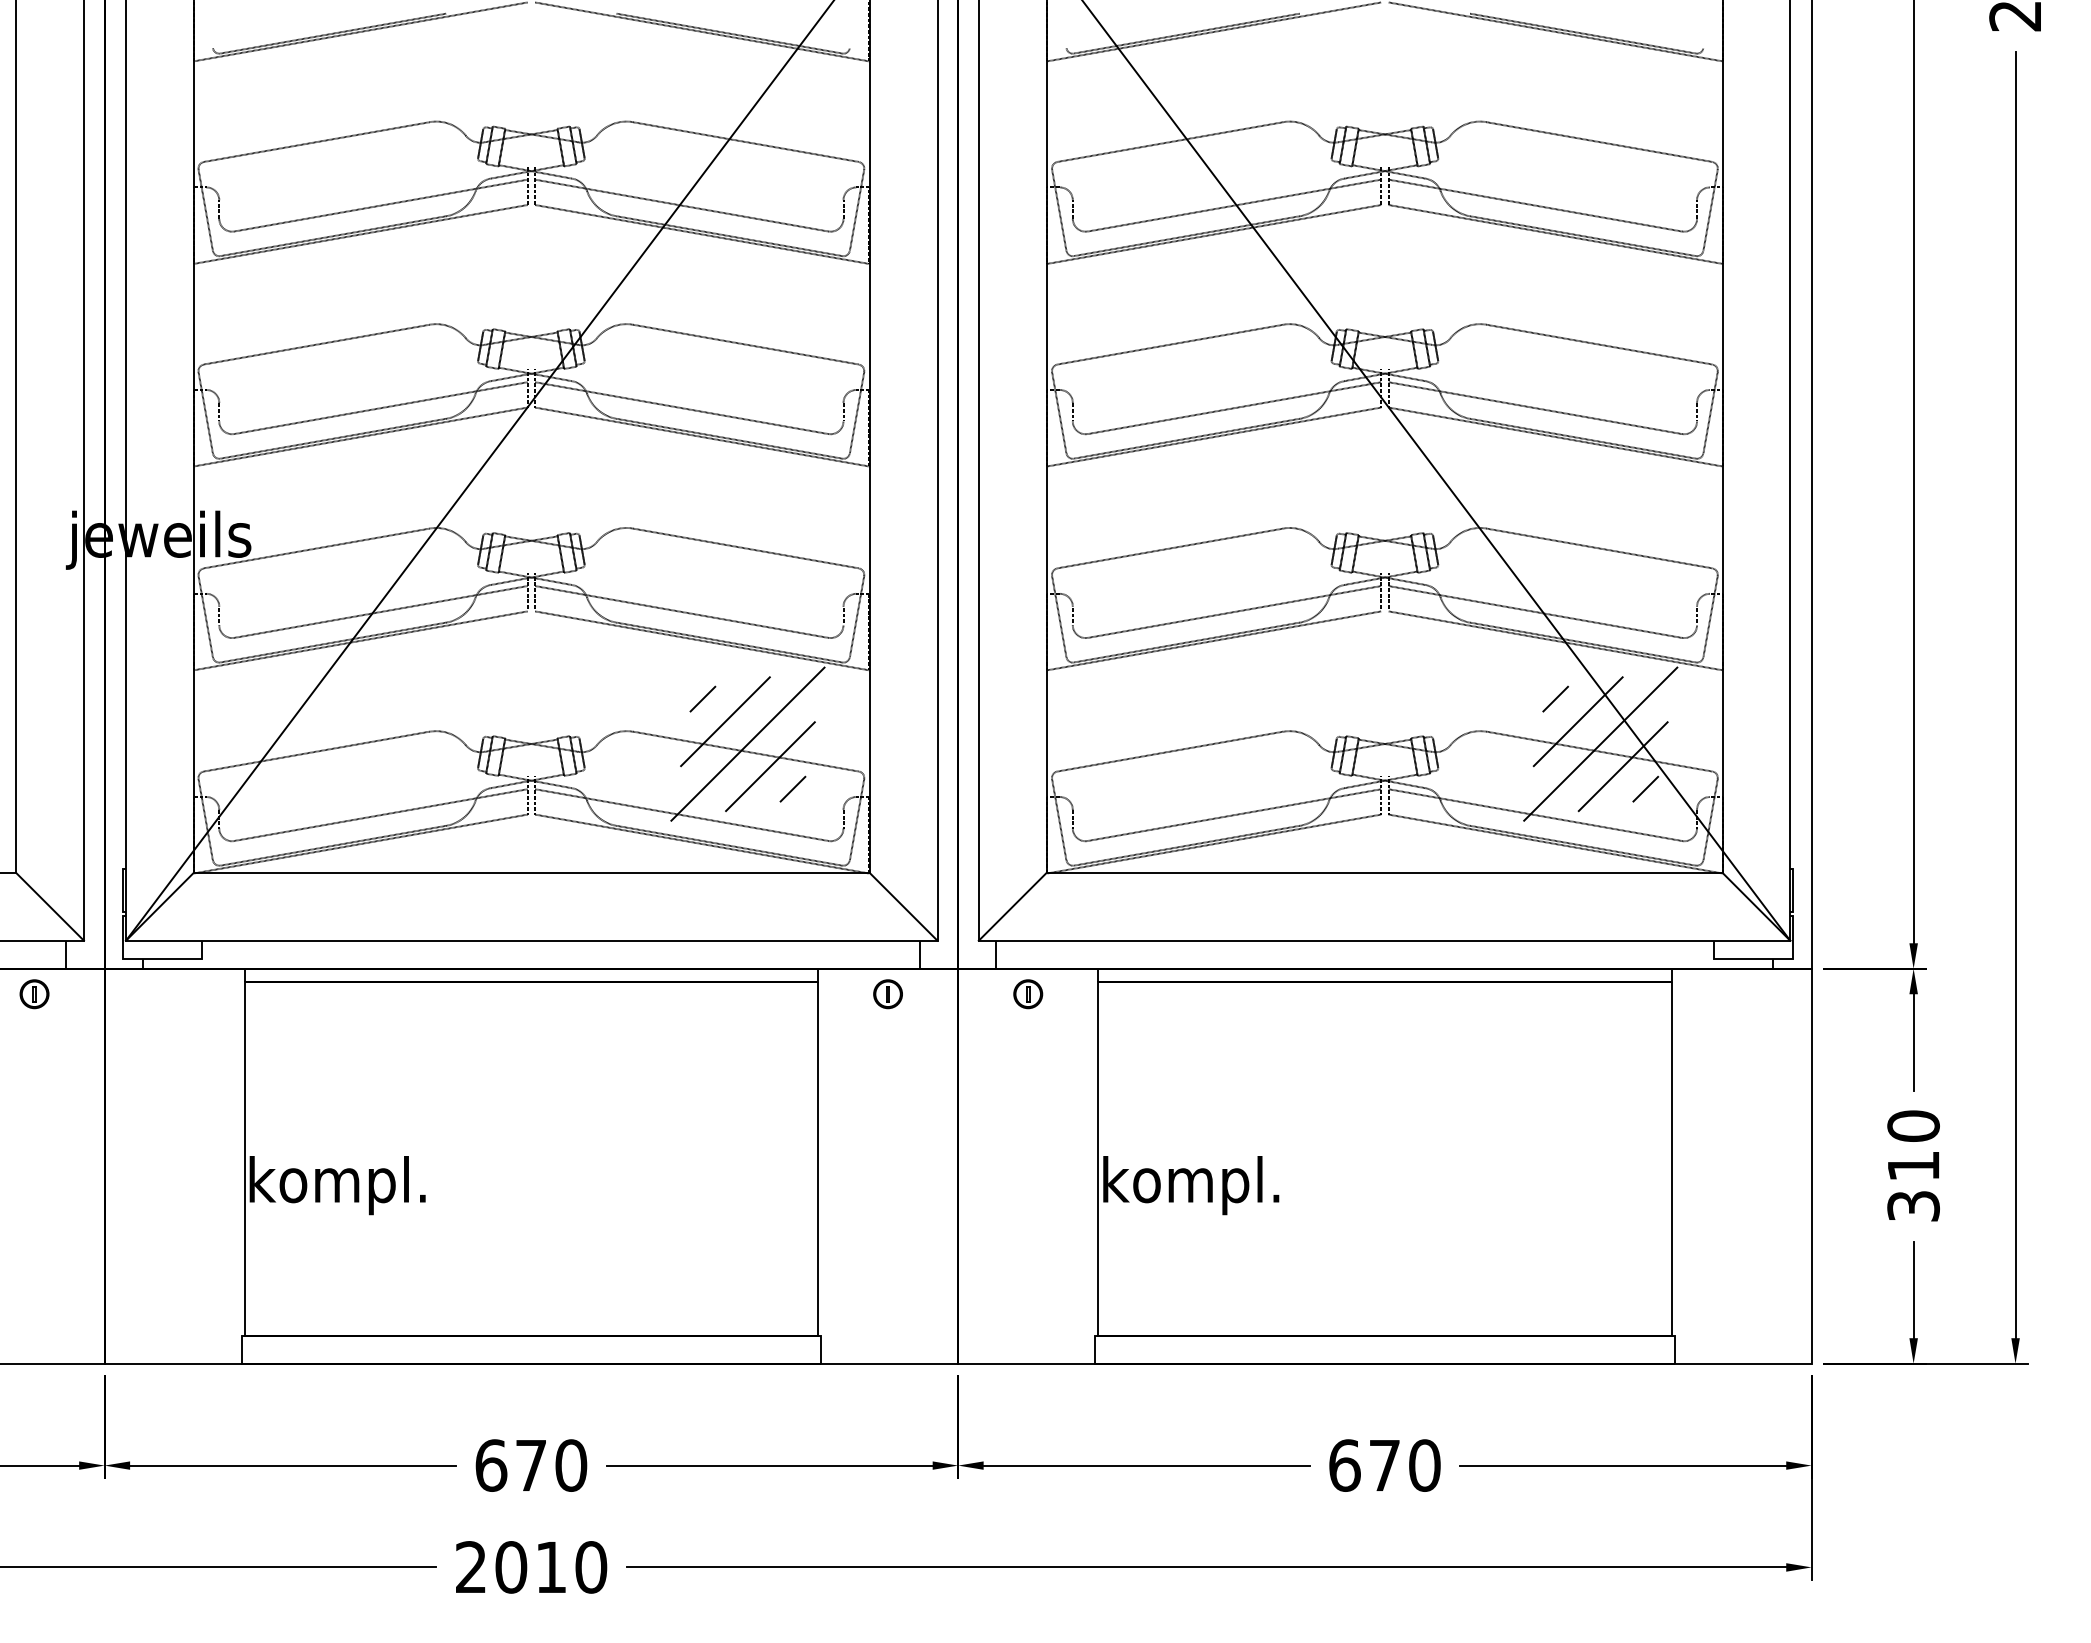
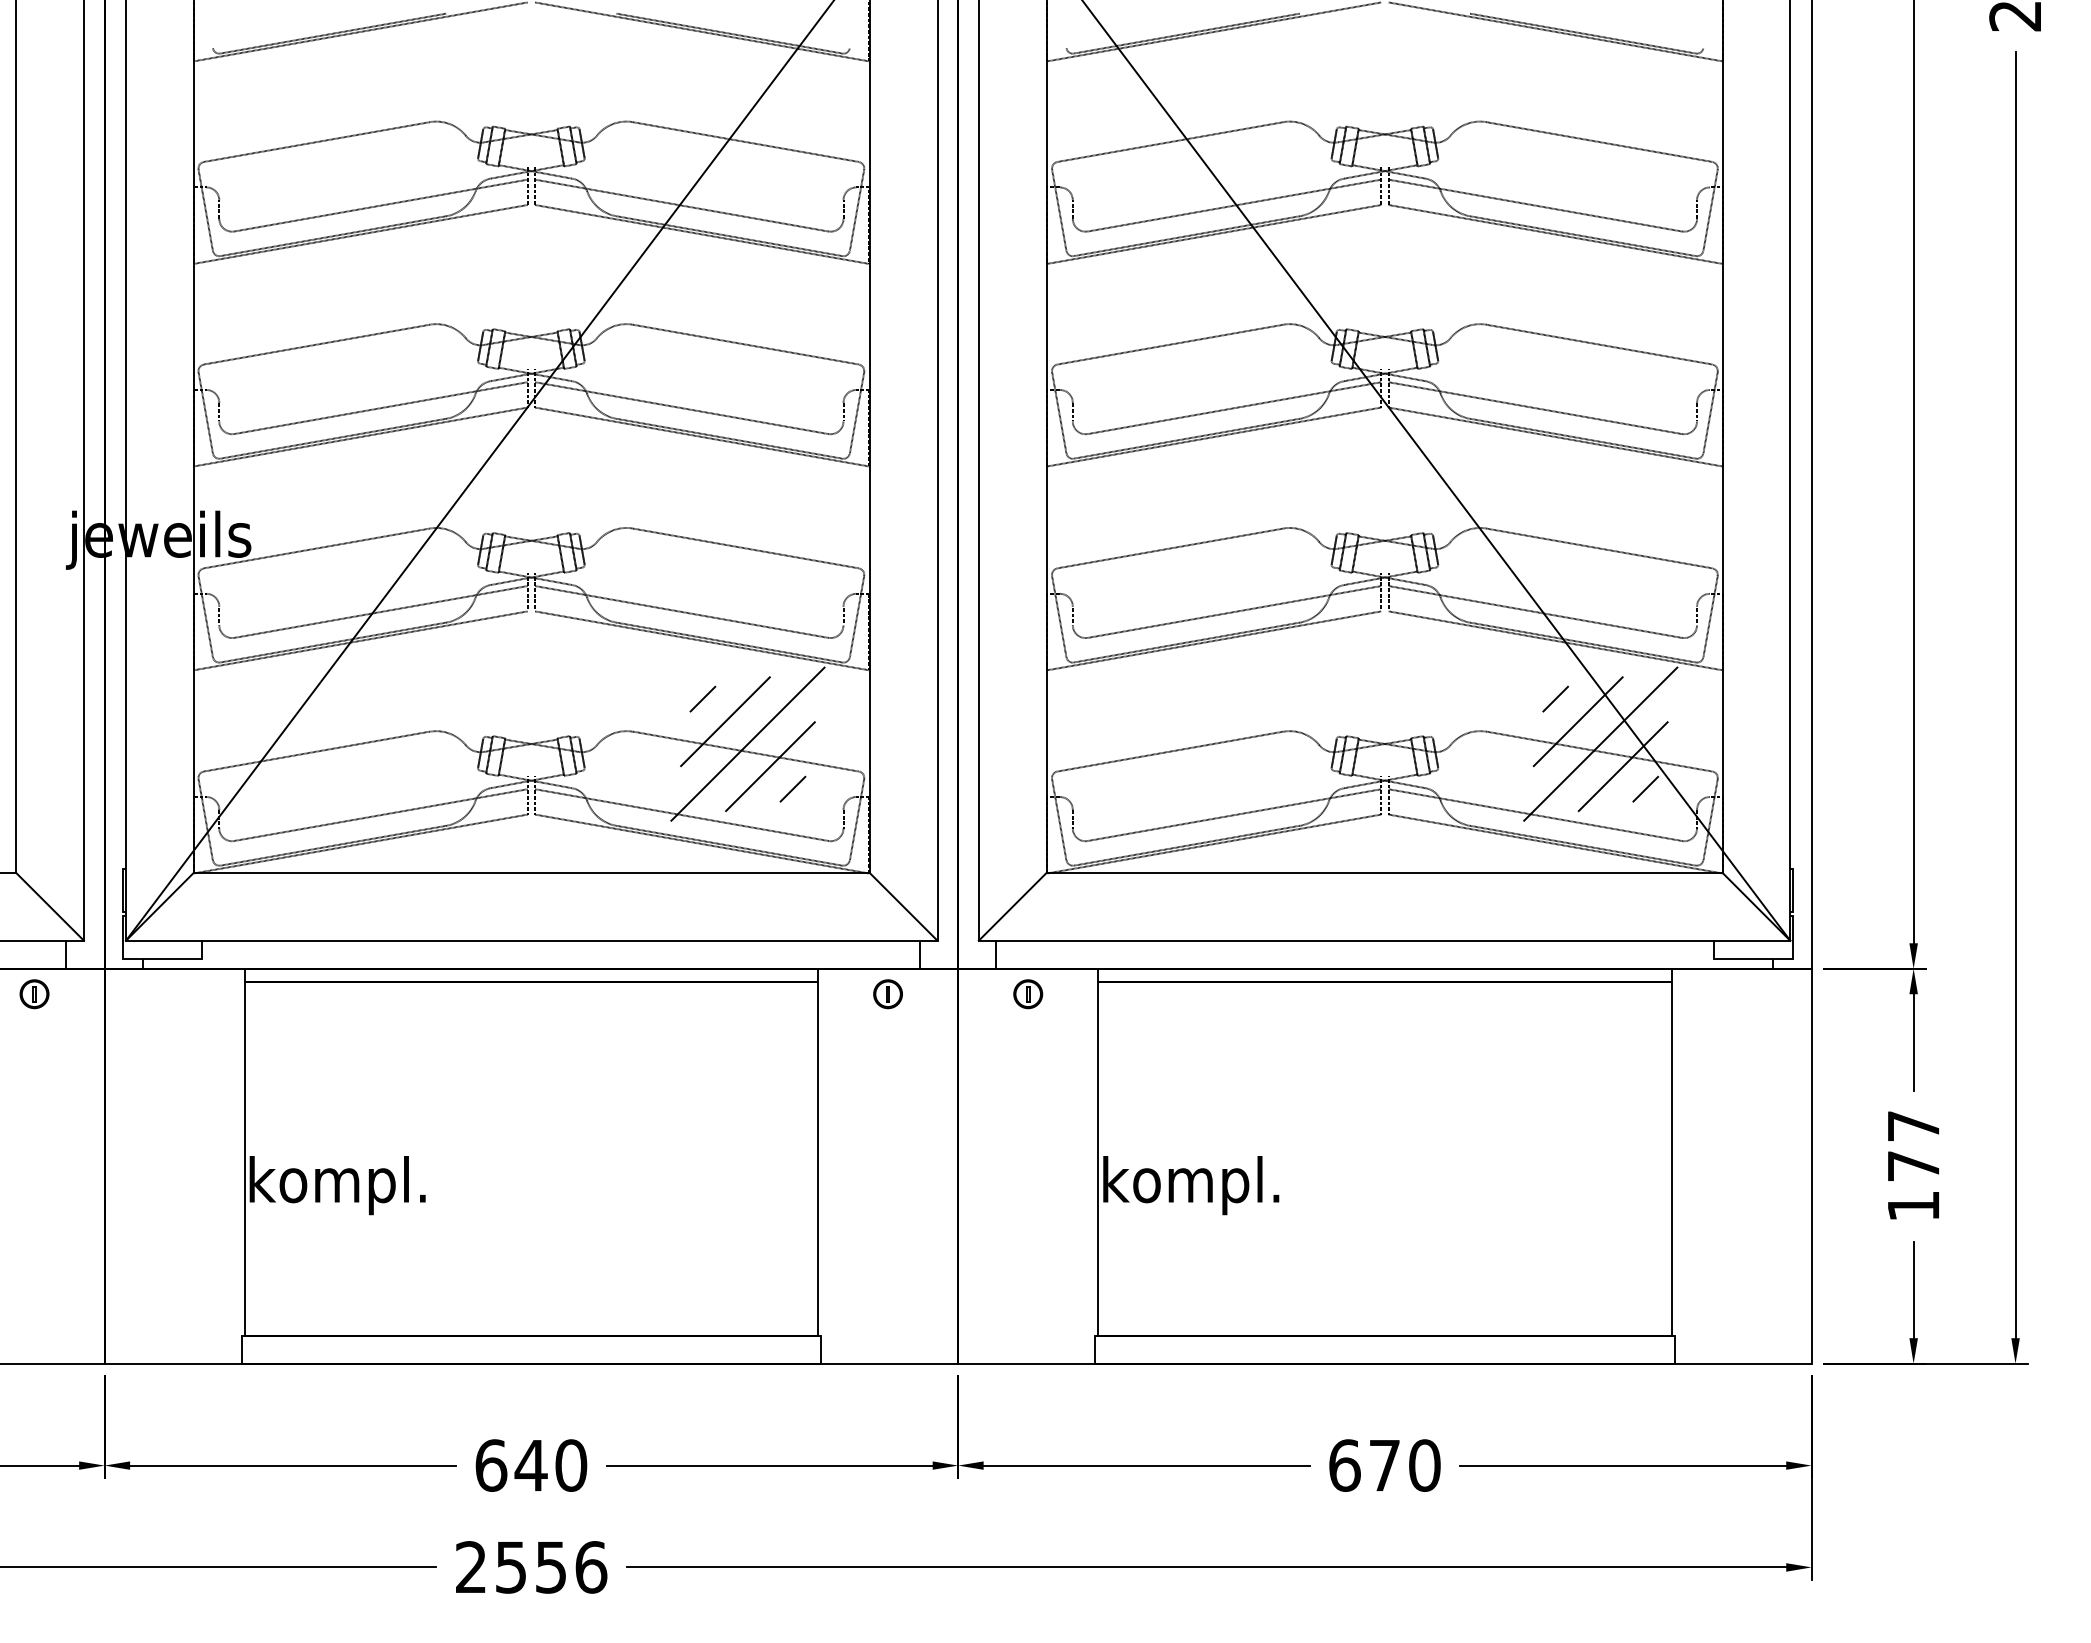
text: 310 -> 177 (1913, 1165)
text: 670 -> 640 (530, 1465)
text: 2010 -> 2556 (551, 1567)
